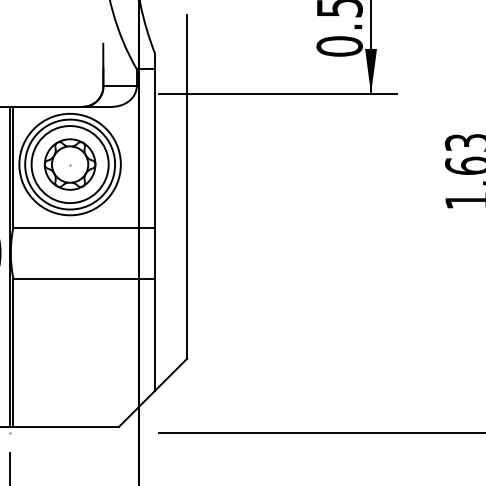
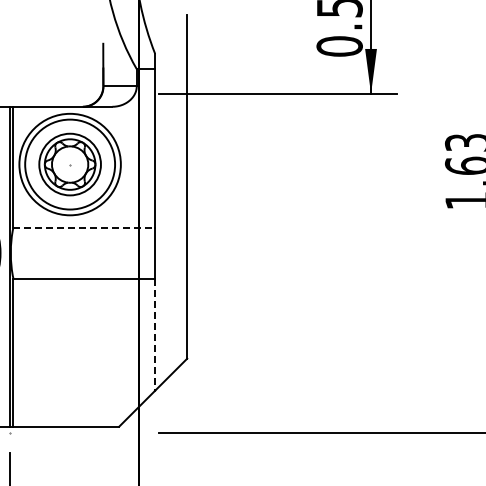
circle diameter: 77 px -> 62 px (69, 164)
line: solid -> dashed (84, 227)
line: solid -> dashed (155, 335)
